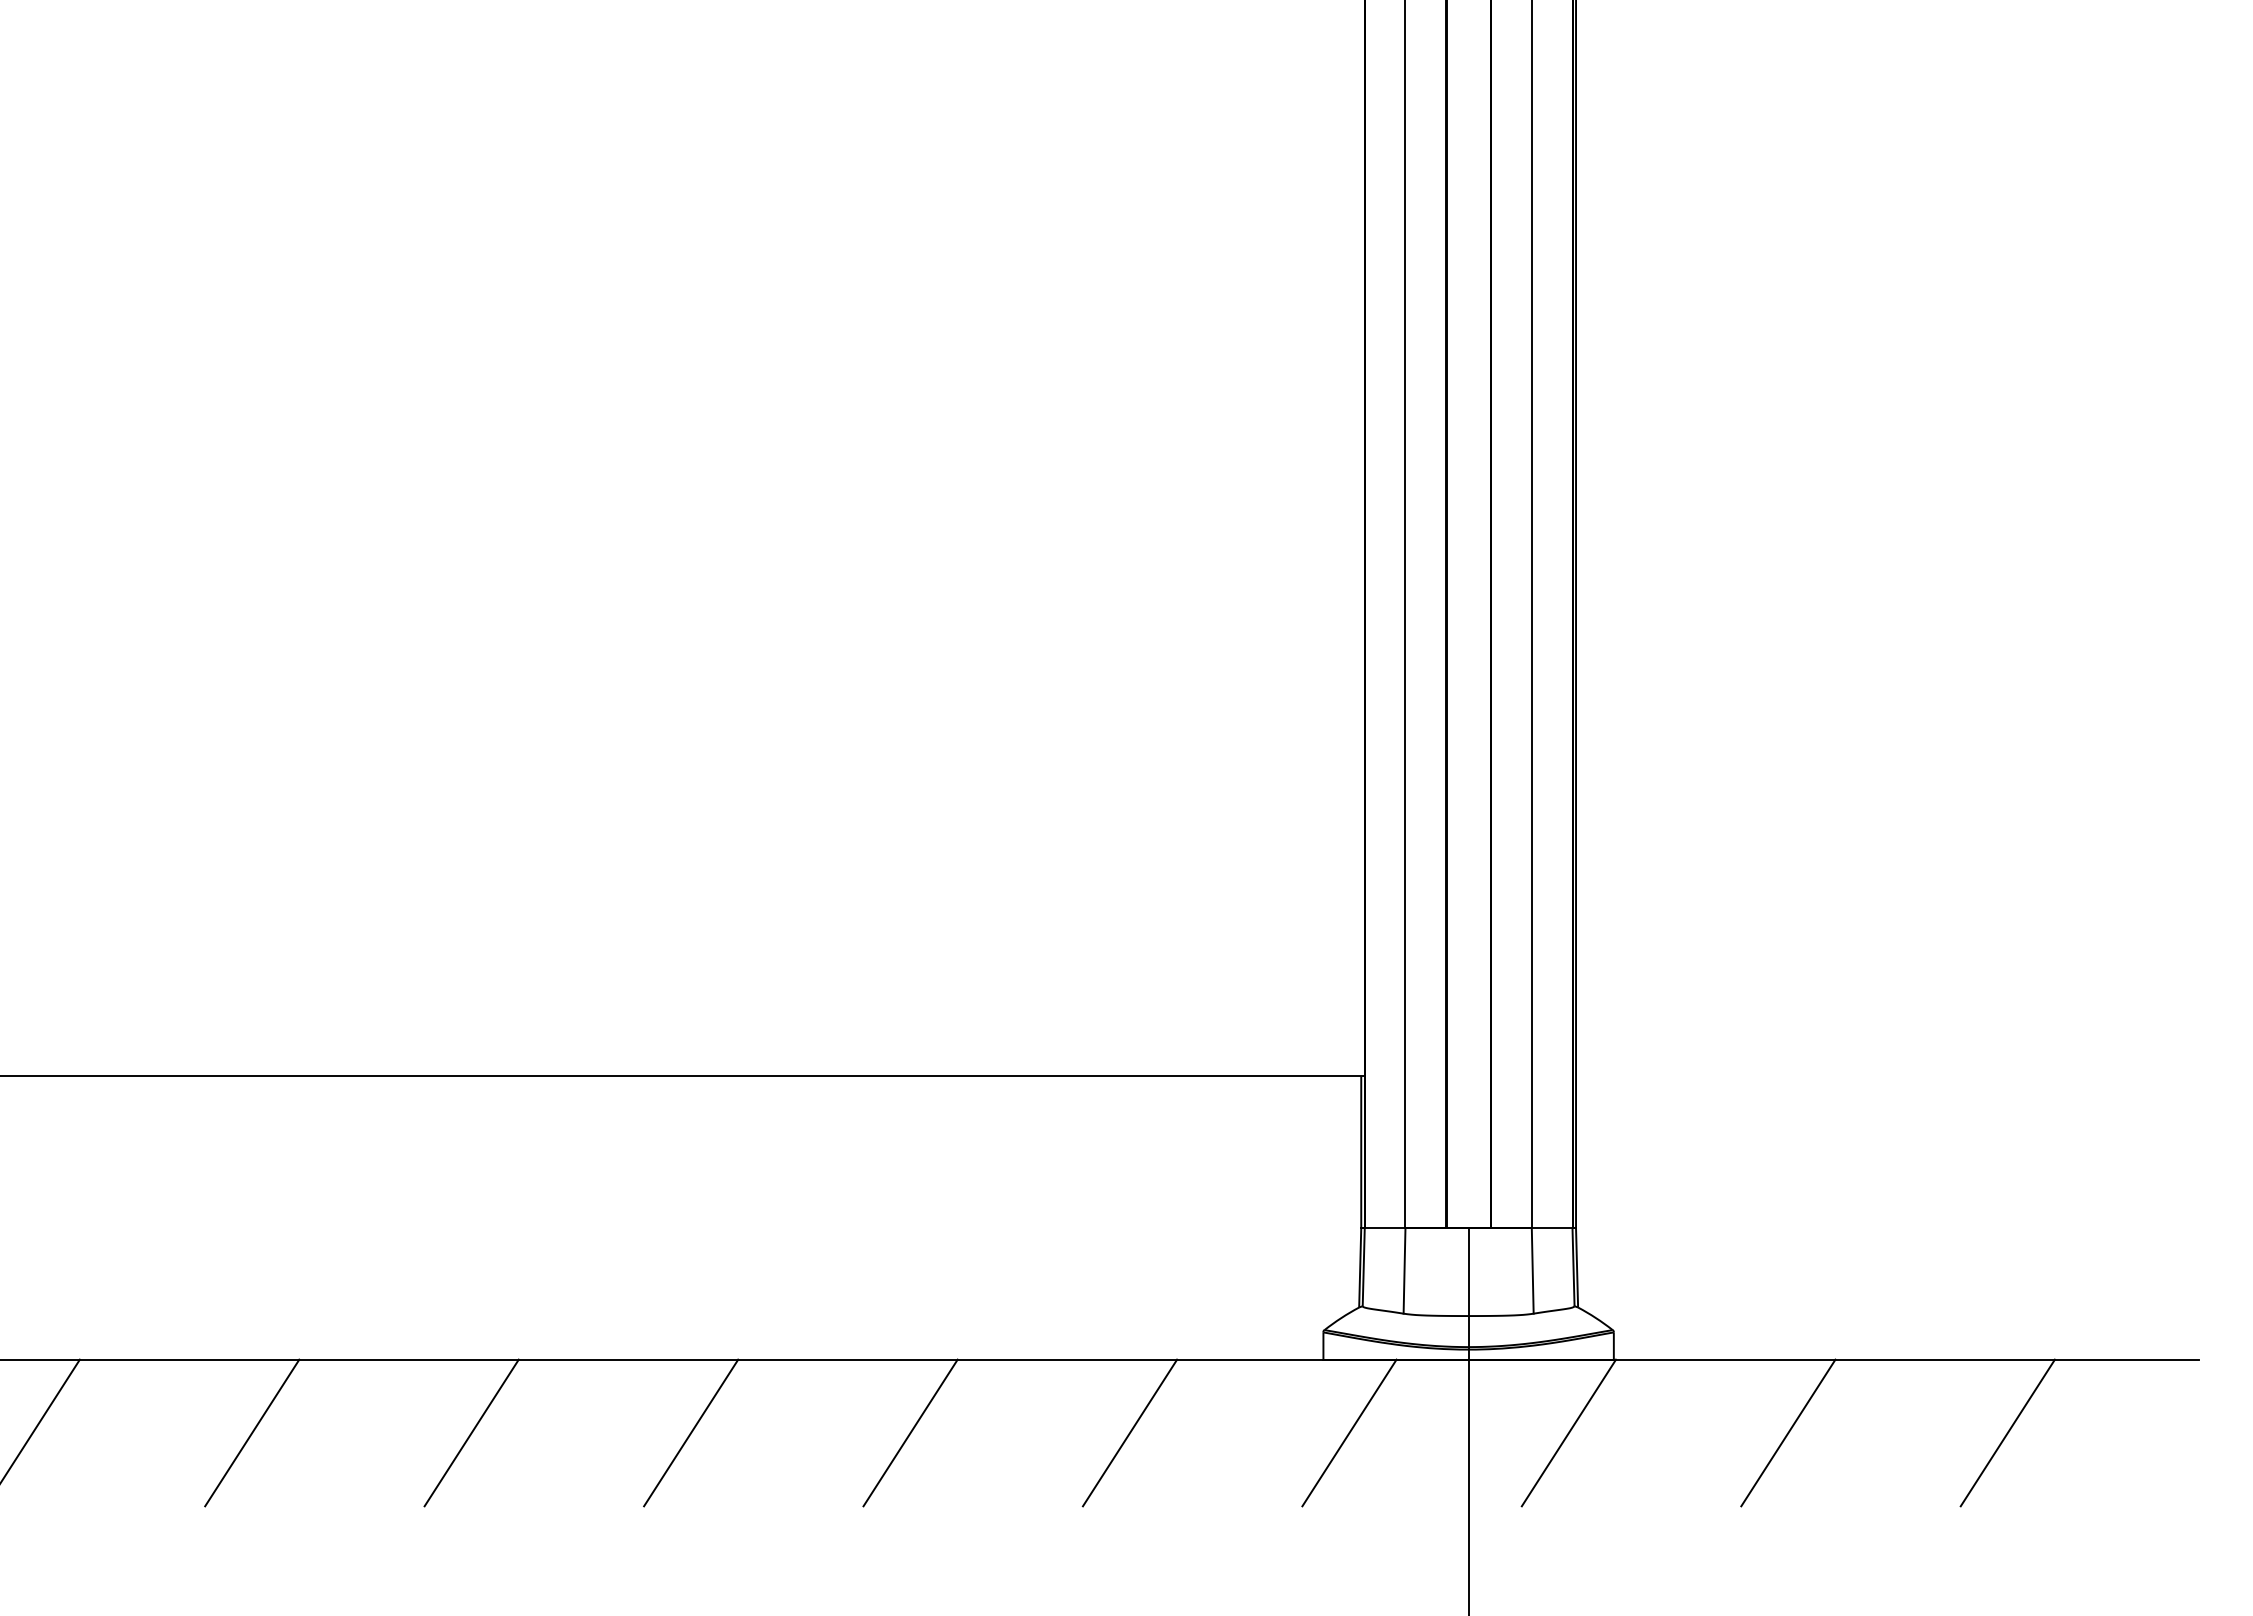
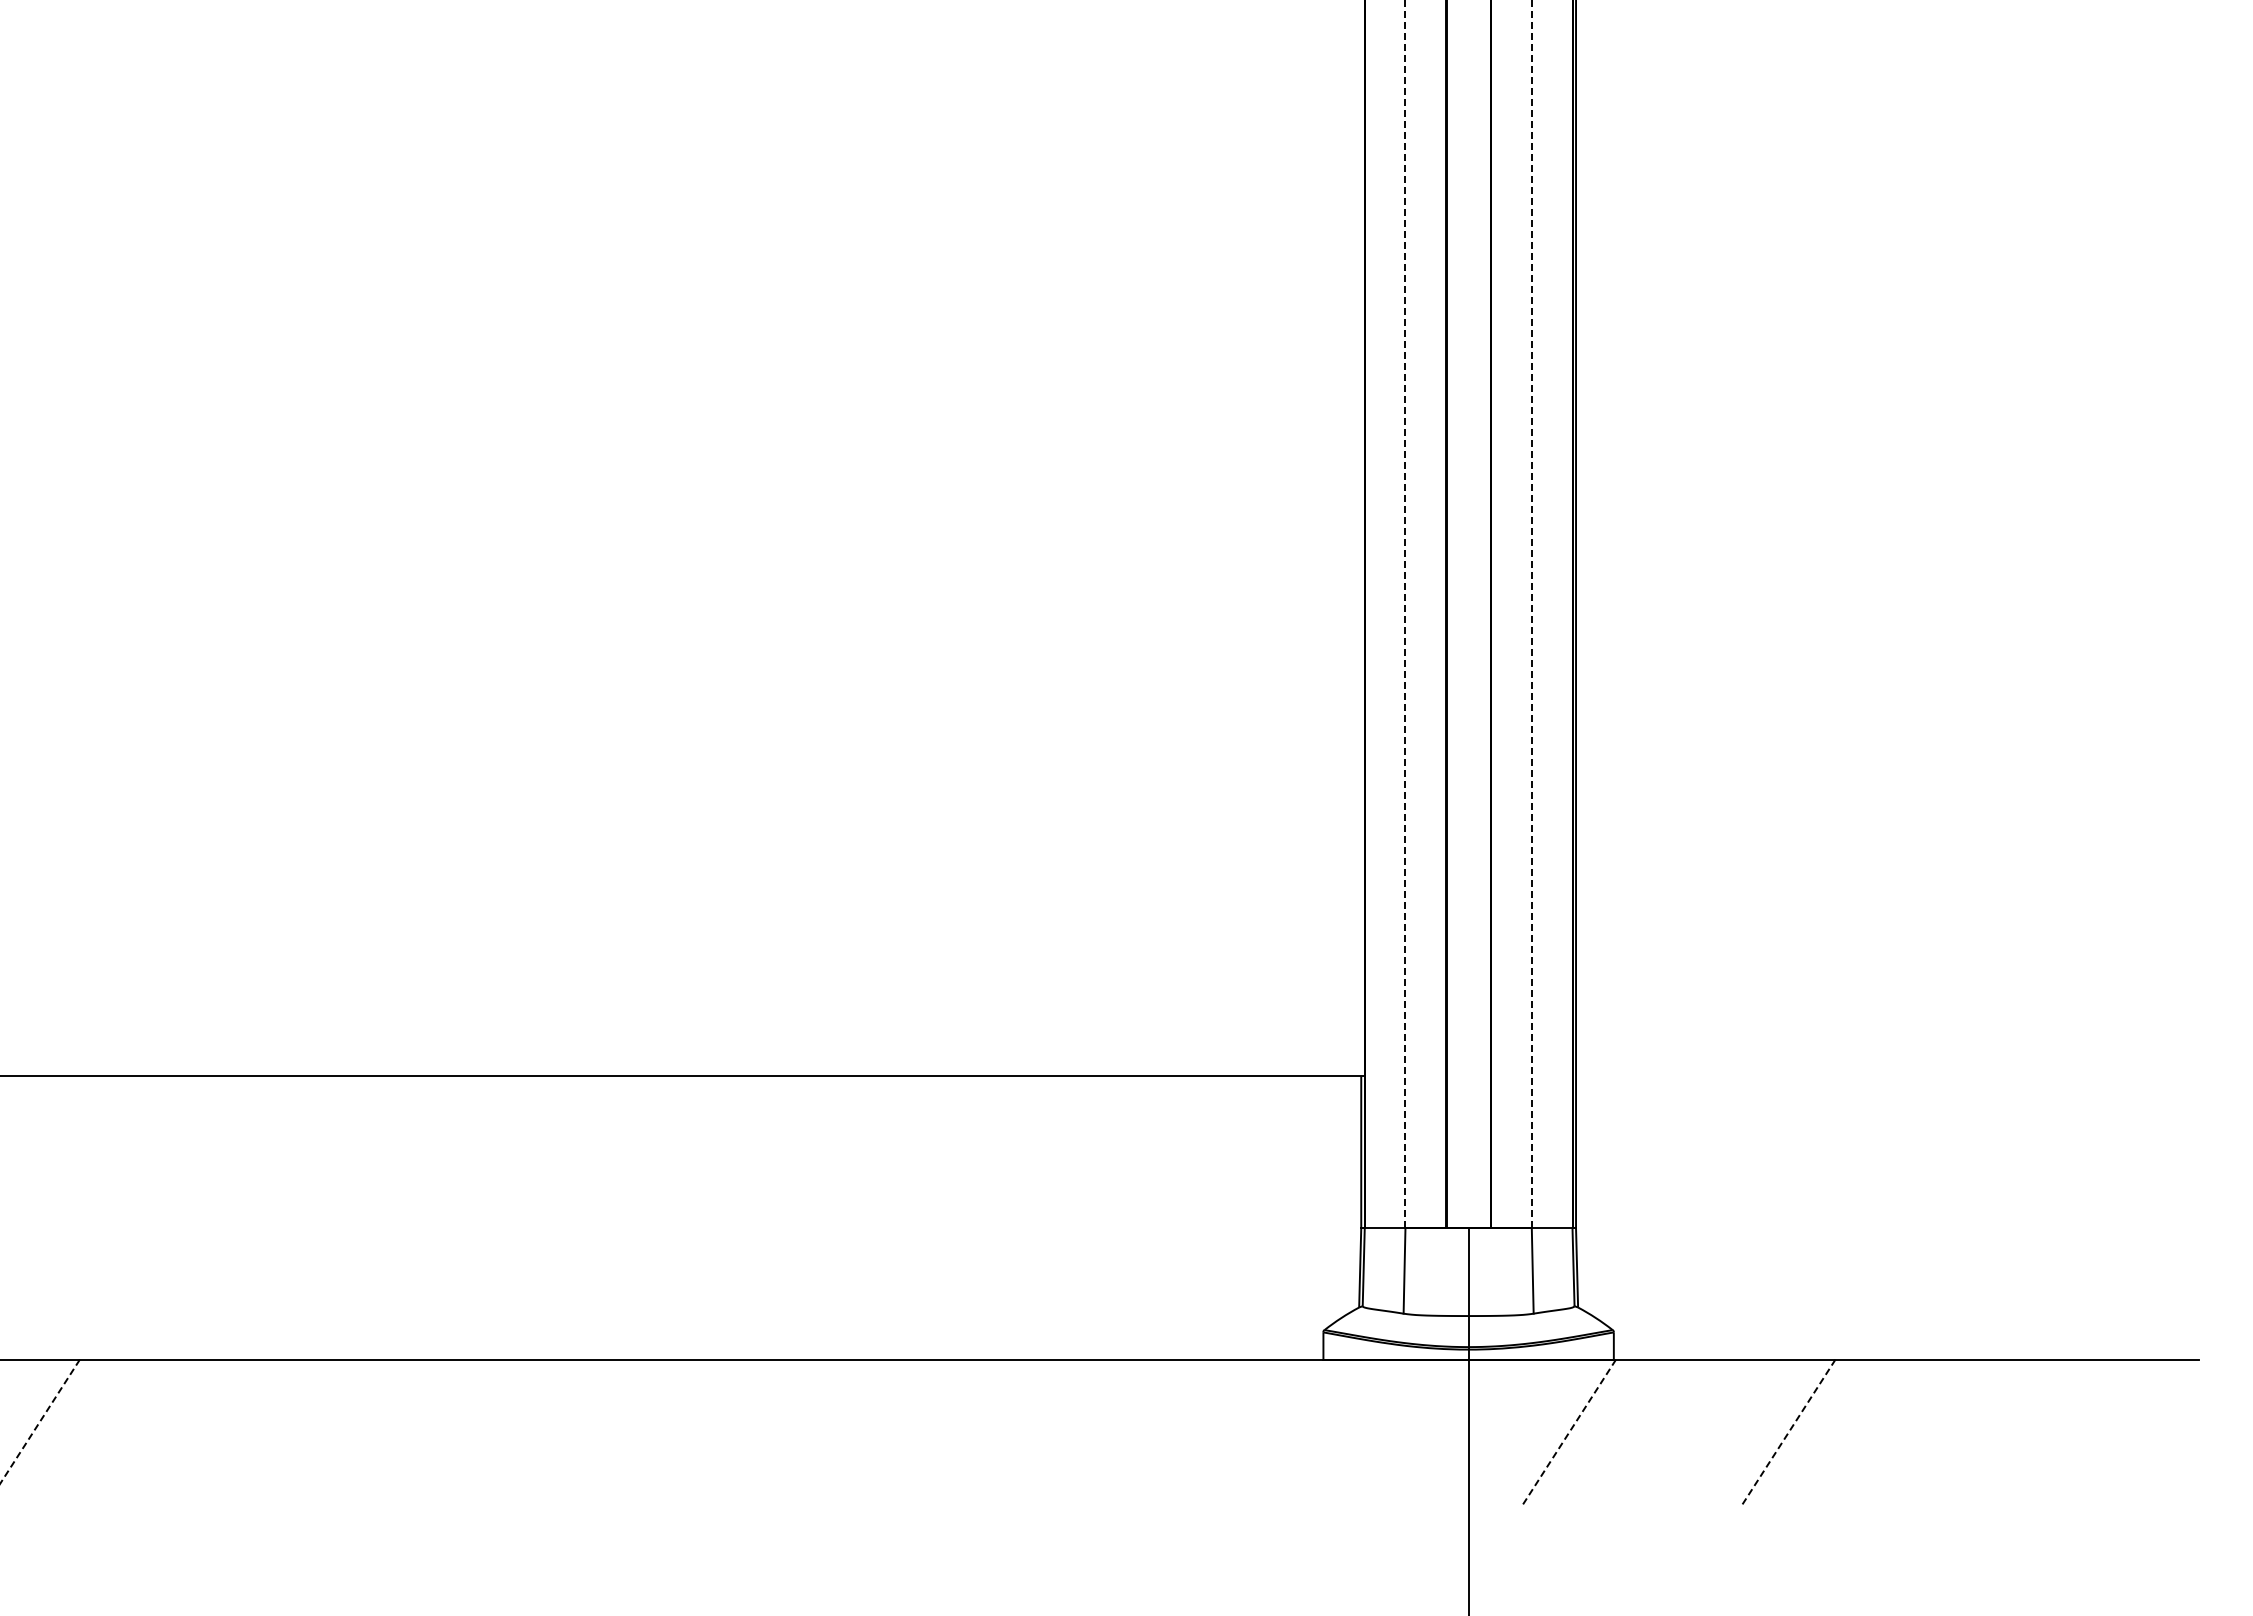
line: solid -> dashed (1405, 614)
line: solid -> dashed (1531, 614)
line: solid -> dashed (40, 1421)
line: present -> none (252, 1432)
line: present -> none (471, 1432)
line: present -> none (691, 1432)
line: present -> none (910, 1432)
line: present -> none (1129, 1432)
line: present -> none (1349, 1432)
line: present -> none (2007, 1432)
line: solid -> dashed (1568, 1433)
line: solid -> dashed (1788, 1433)
